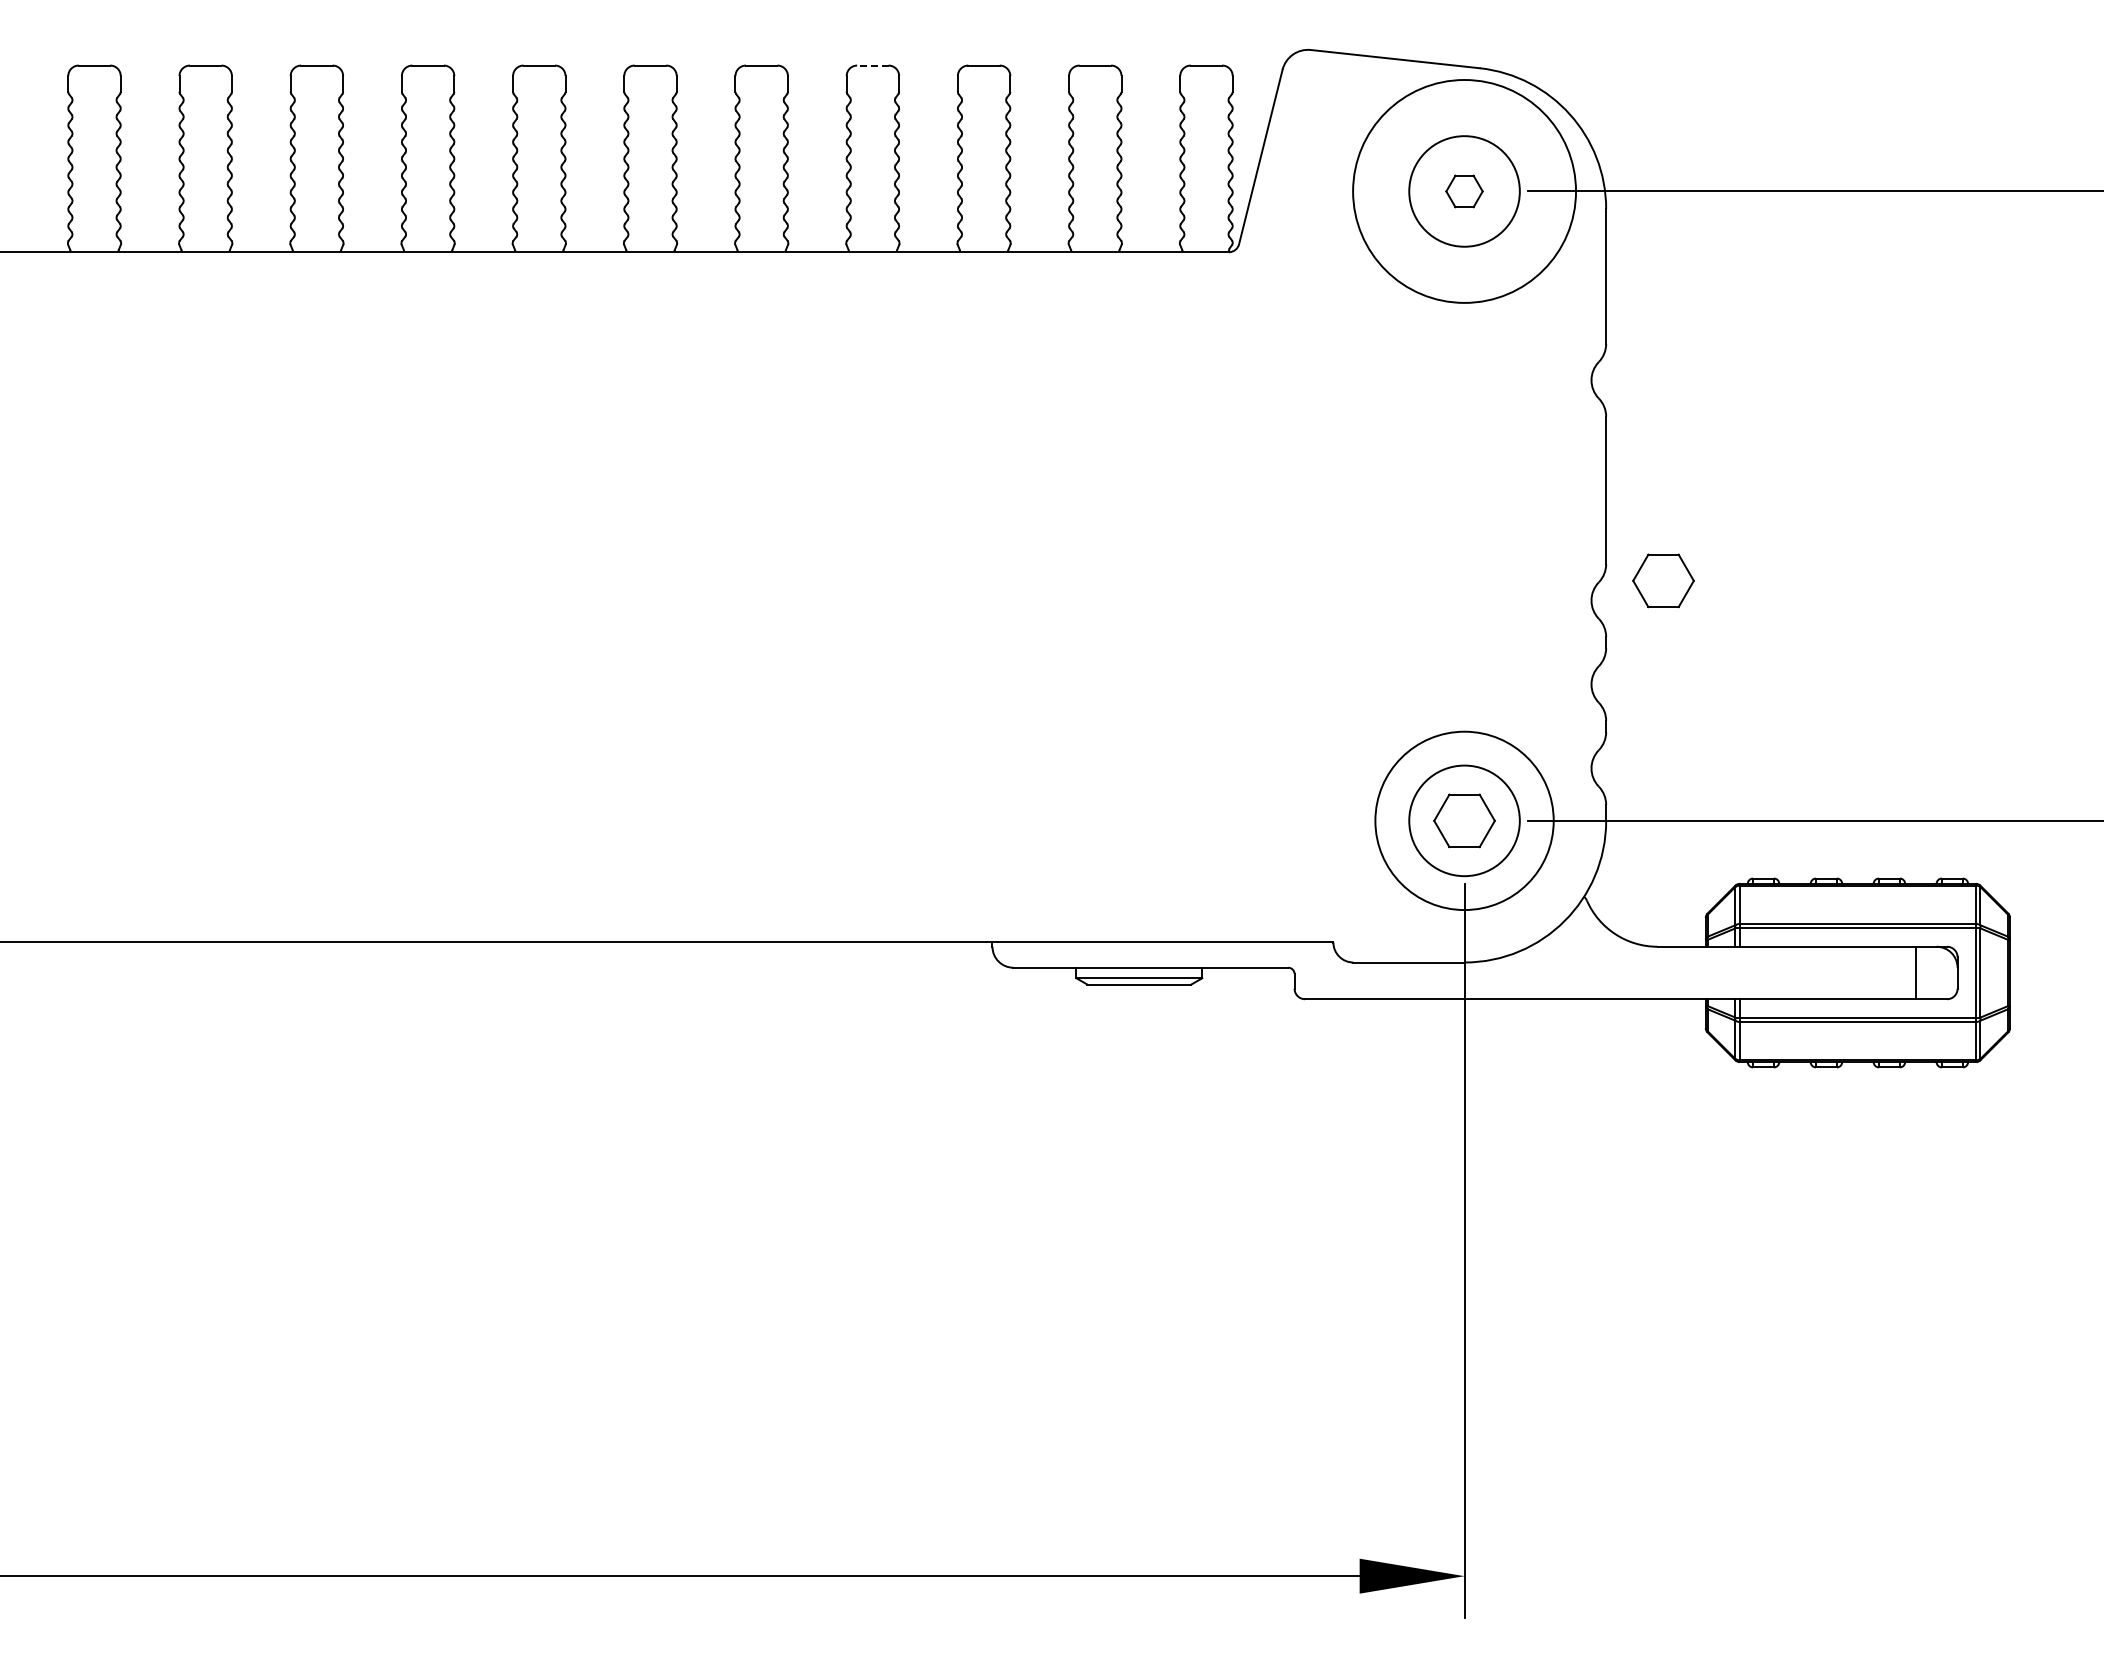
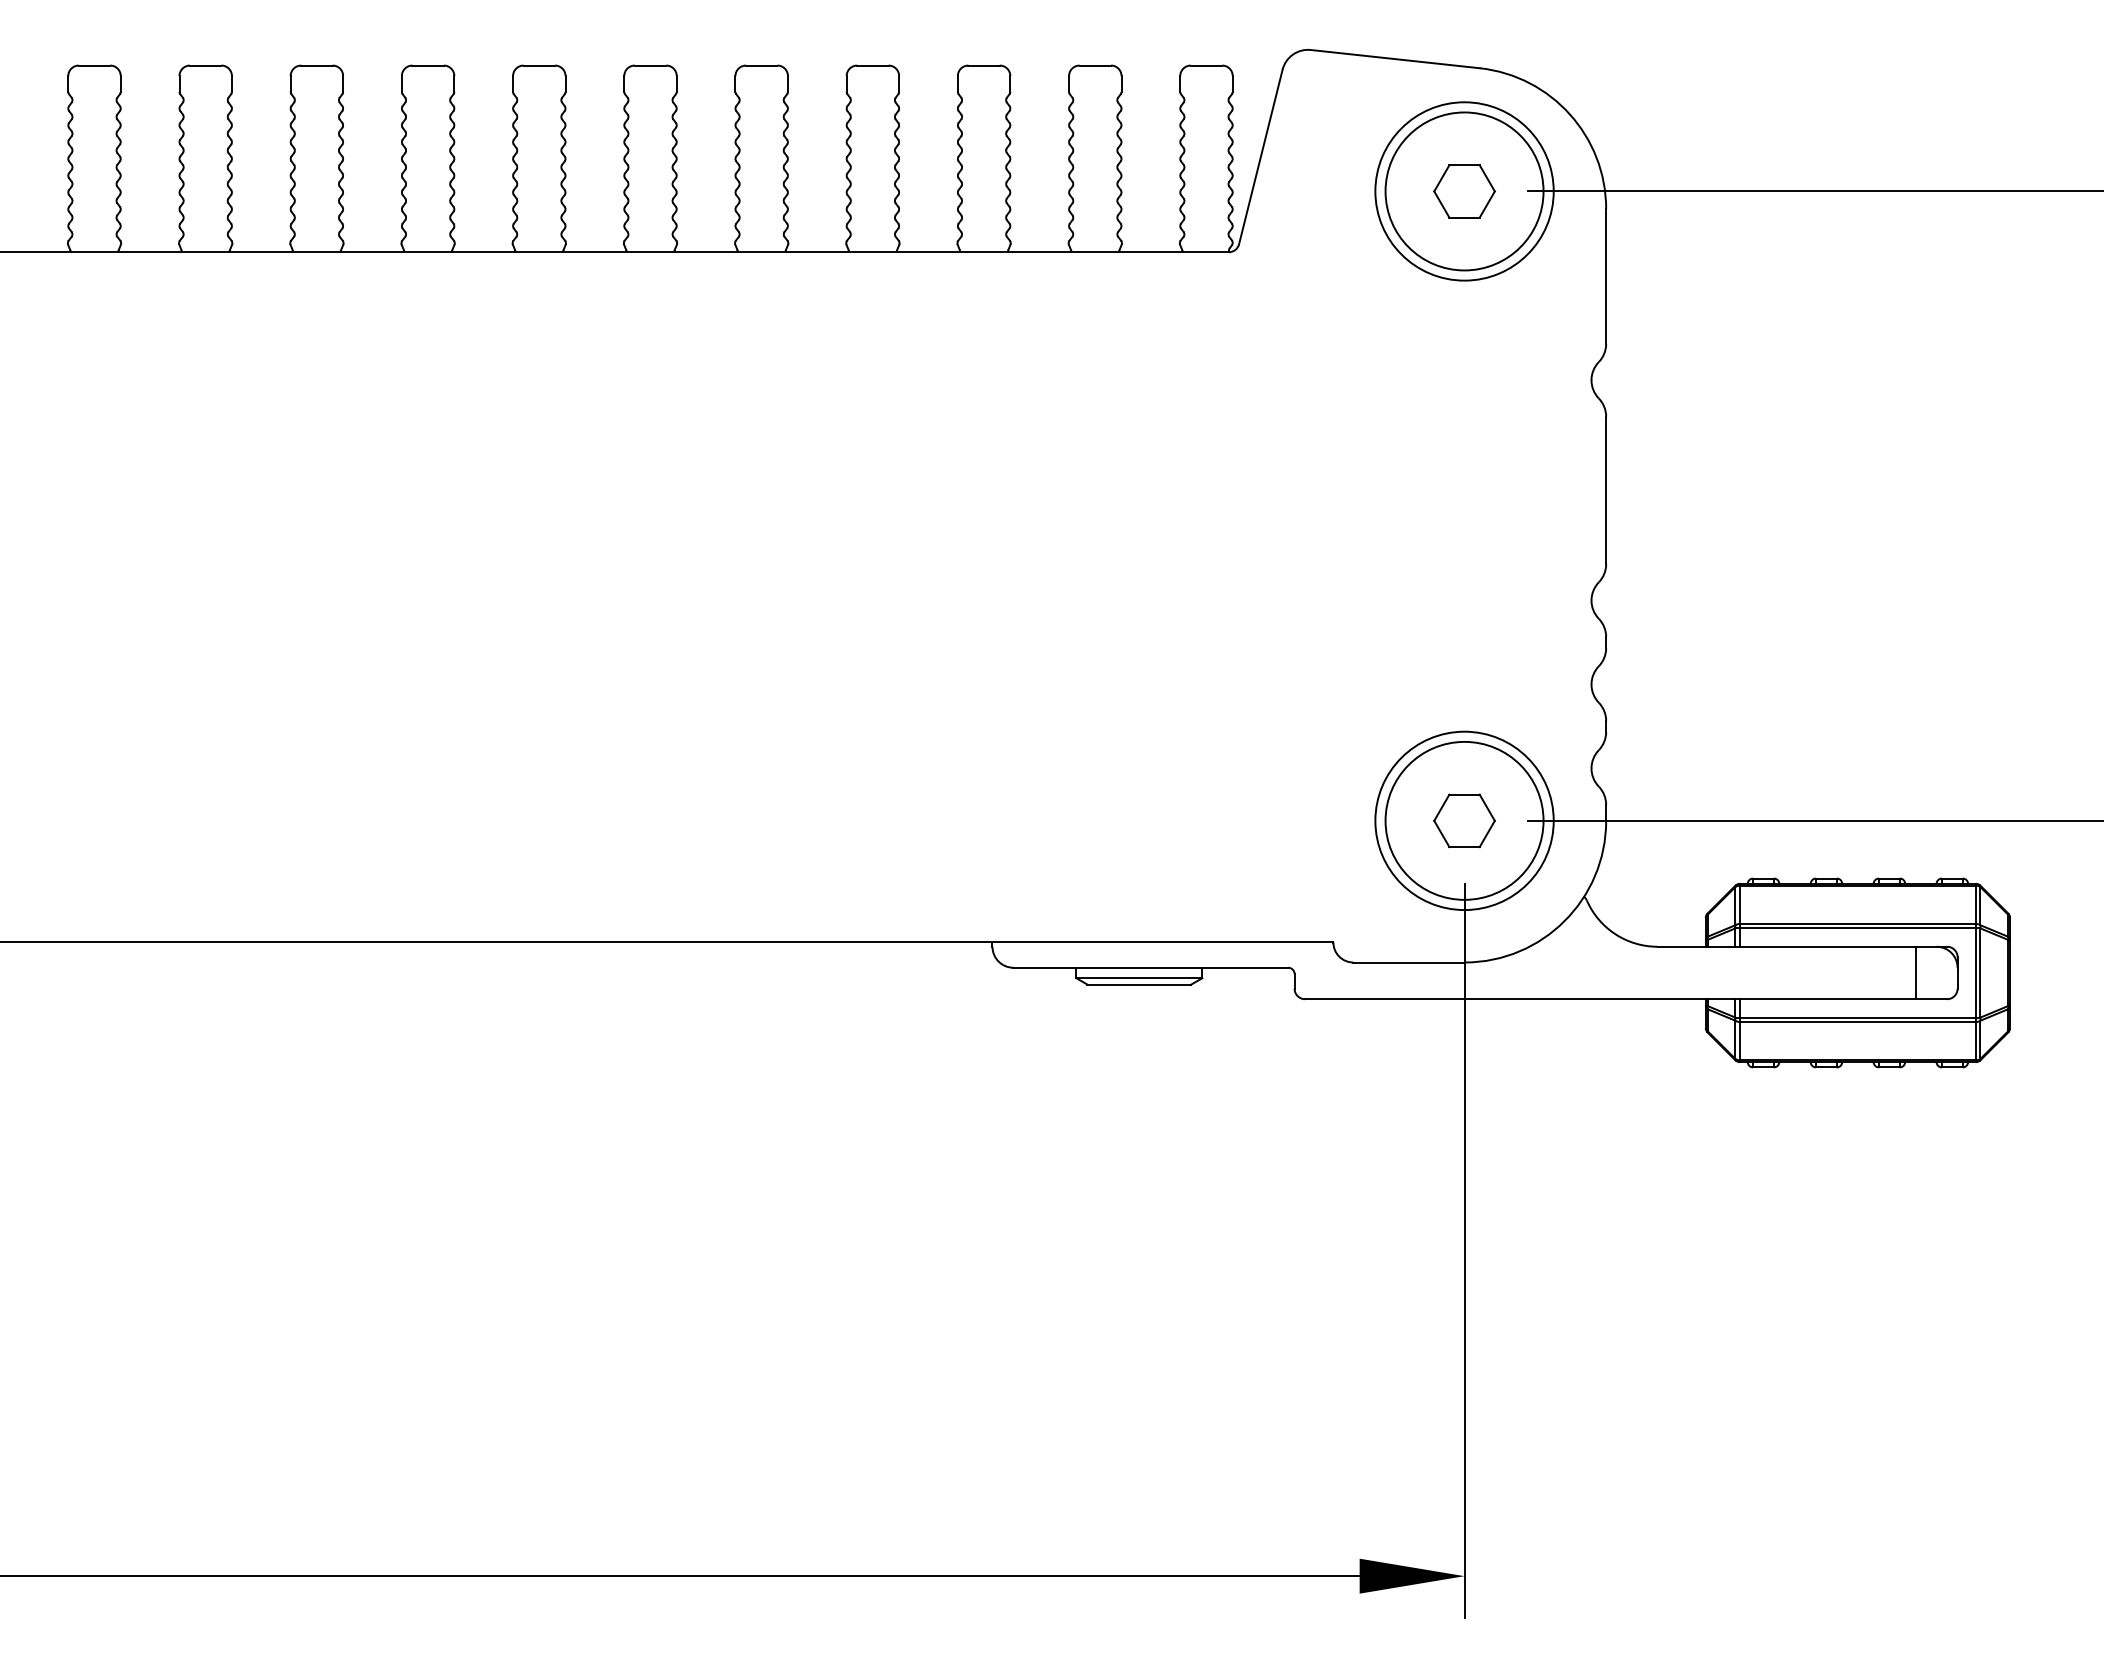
line: dashed -> solid (872, 65)
circle diameter: 111 px -> 158 px (1464, 191)
circle diameter: 223 px -> 178 px (1464, 191)
part size: 39x35 px -> 63x55 px (1464, 191)
part: present -> none (1663, 580)
circle diameter: 111 px -> 158 px (1464, 820)
